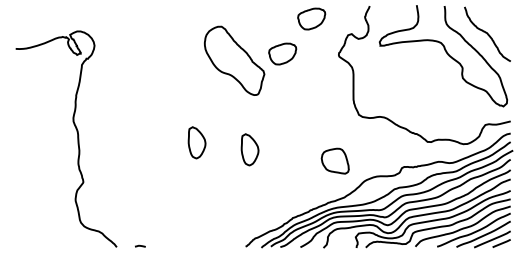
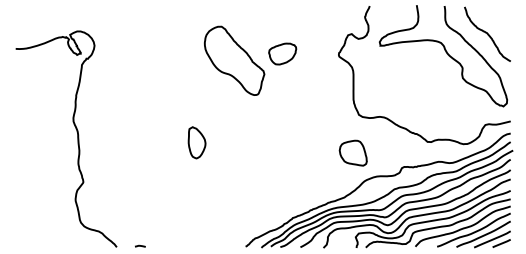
part: present -> none (311, 18)
part: present -> none (249, 149)
part position: (334, 160) -> (352, 152) (352, 152)
